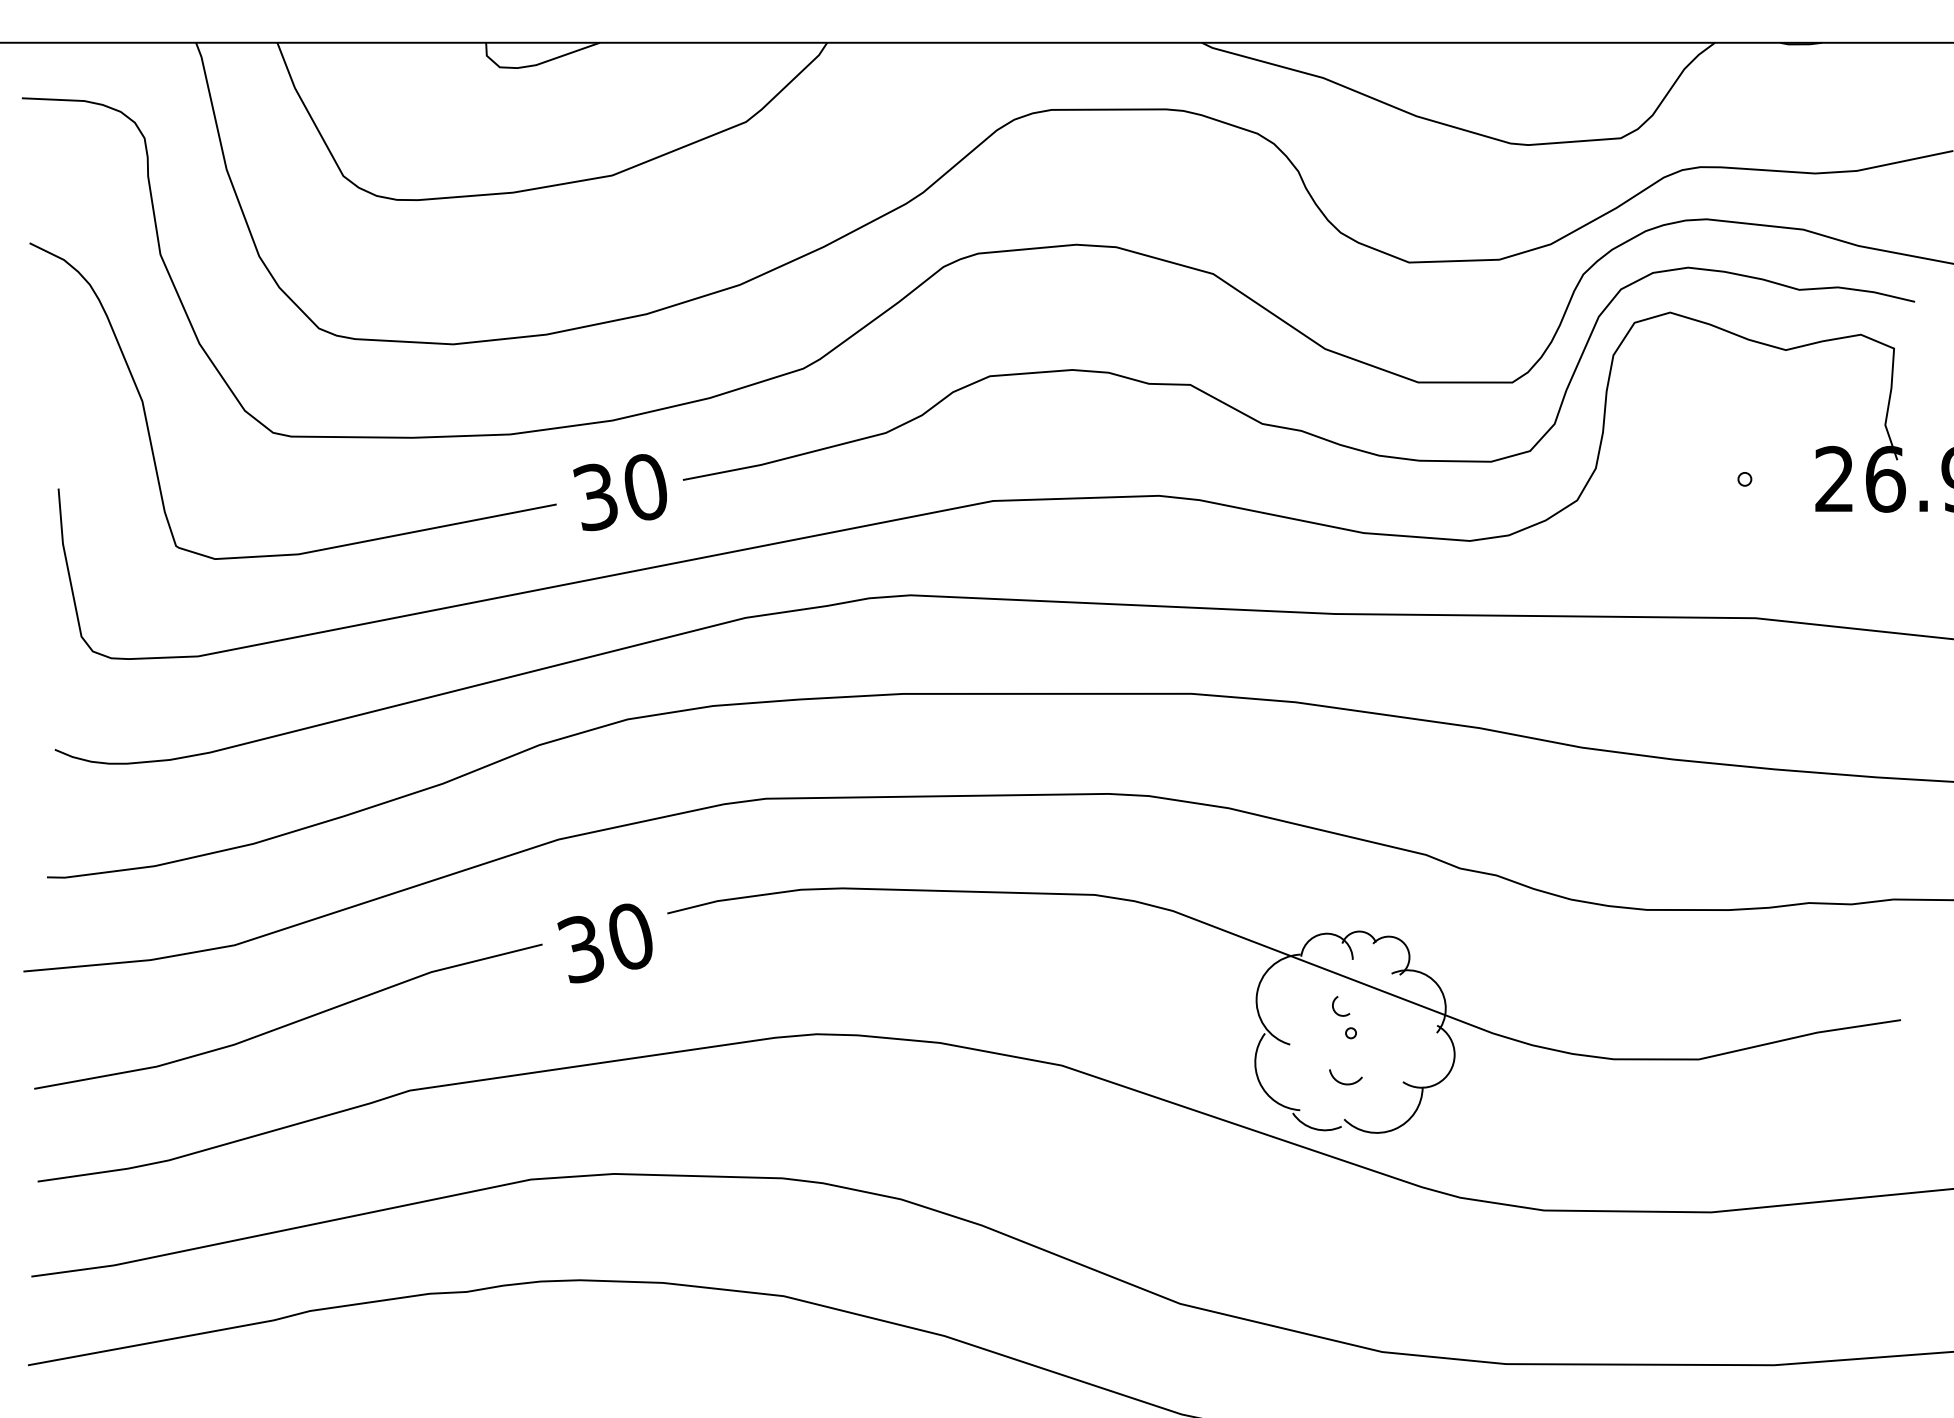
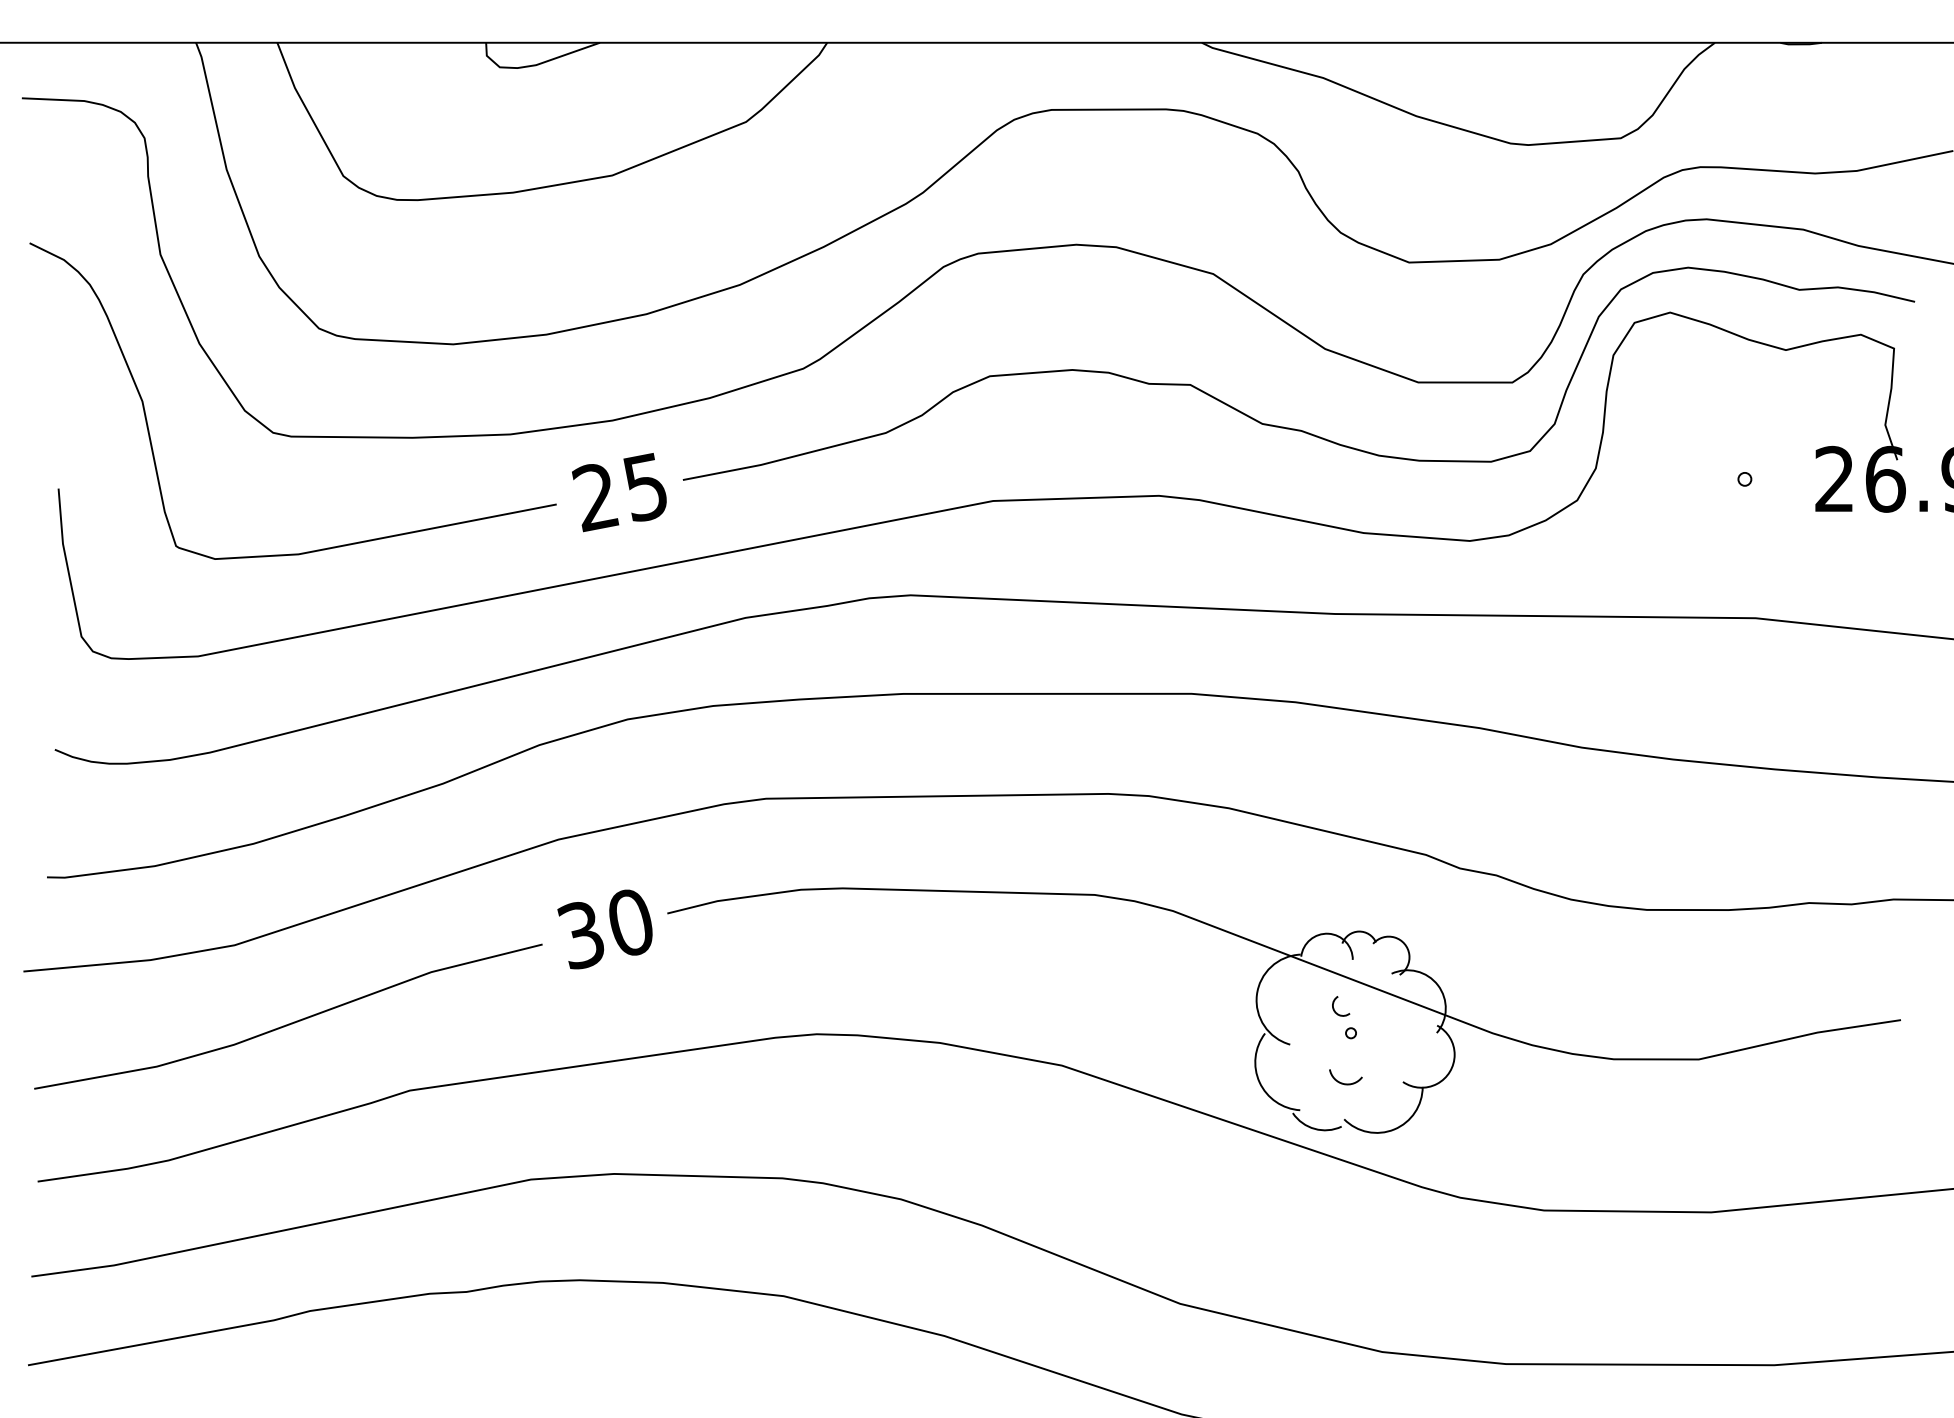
text: 30 -> 25 (619, 492)
text position: (604, 943) -> (604, 929) (604, 929)
